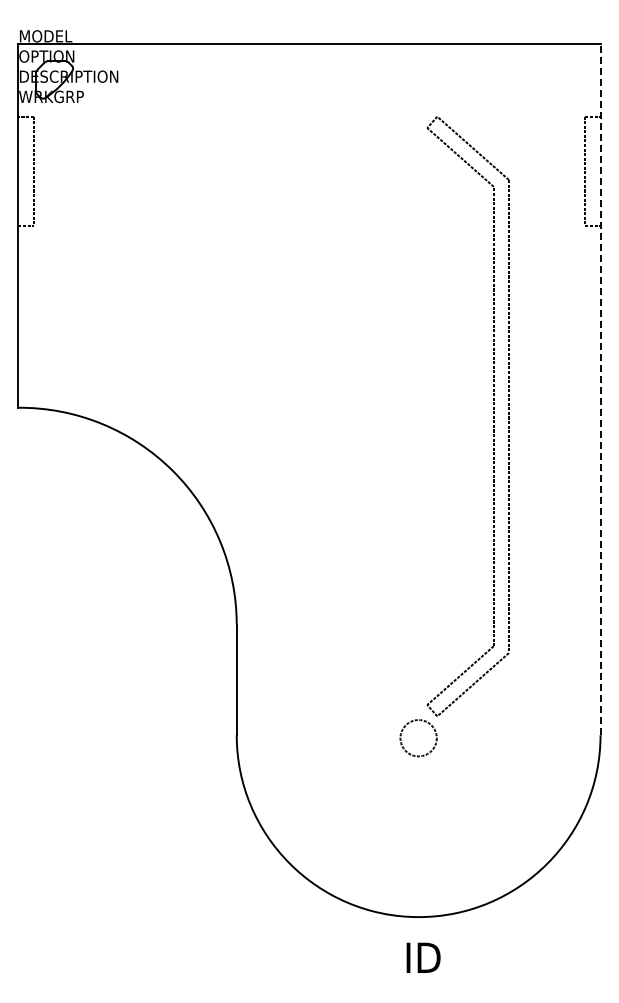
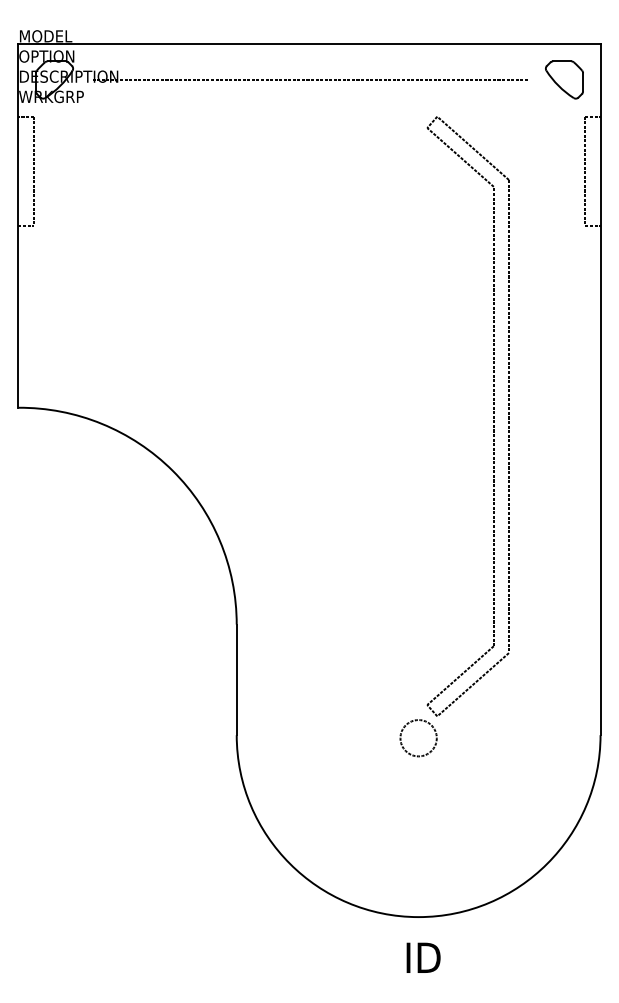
part: none -> present (564, 79)
line: none -> present (309, 80)
line: dashed -> solid (600, 389)
